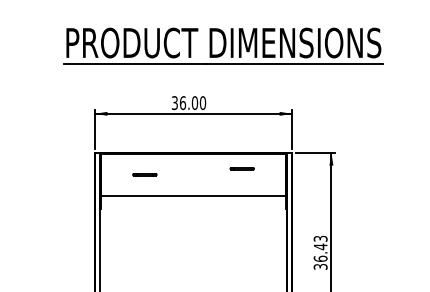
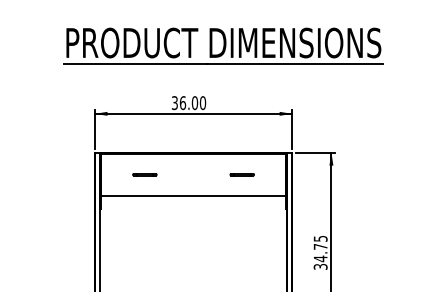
line position: (241, 168) -> (241, 174) (241, 174)
text: 36.43 -> 34.75 (320, 249)
